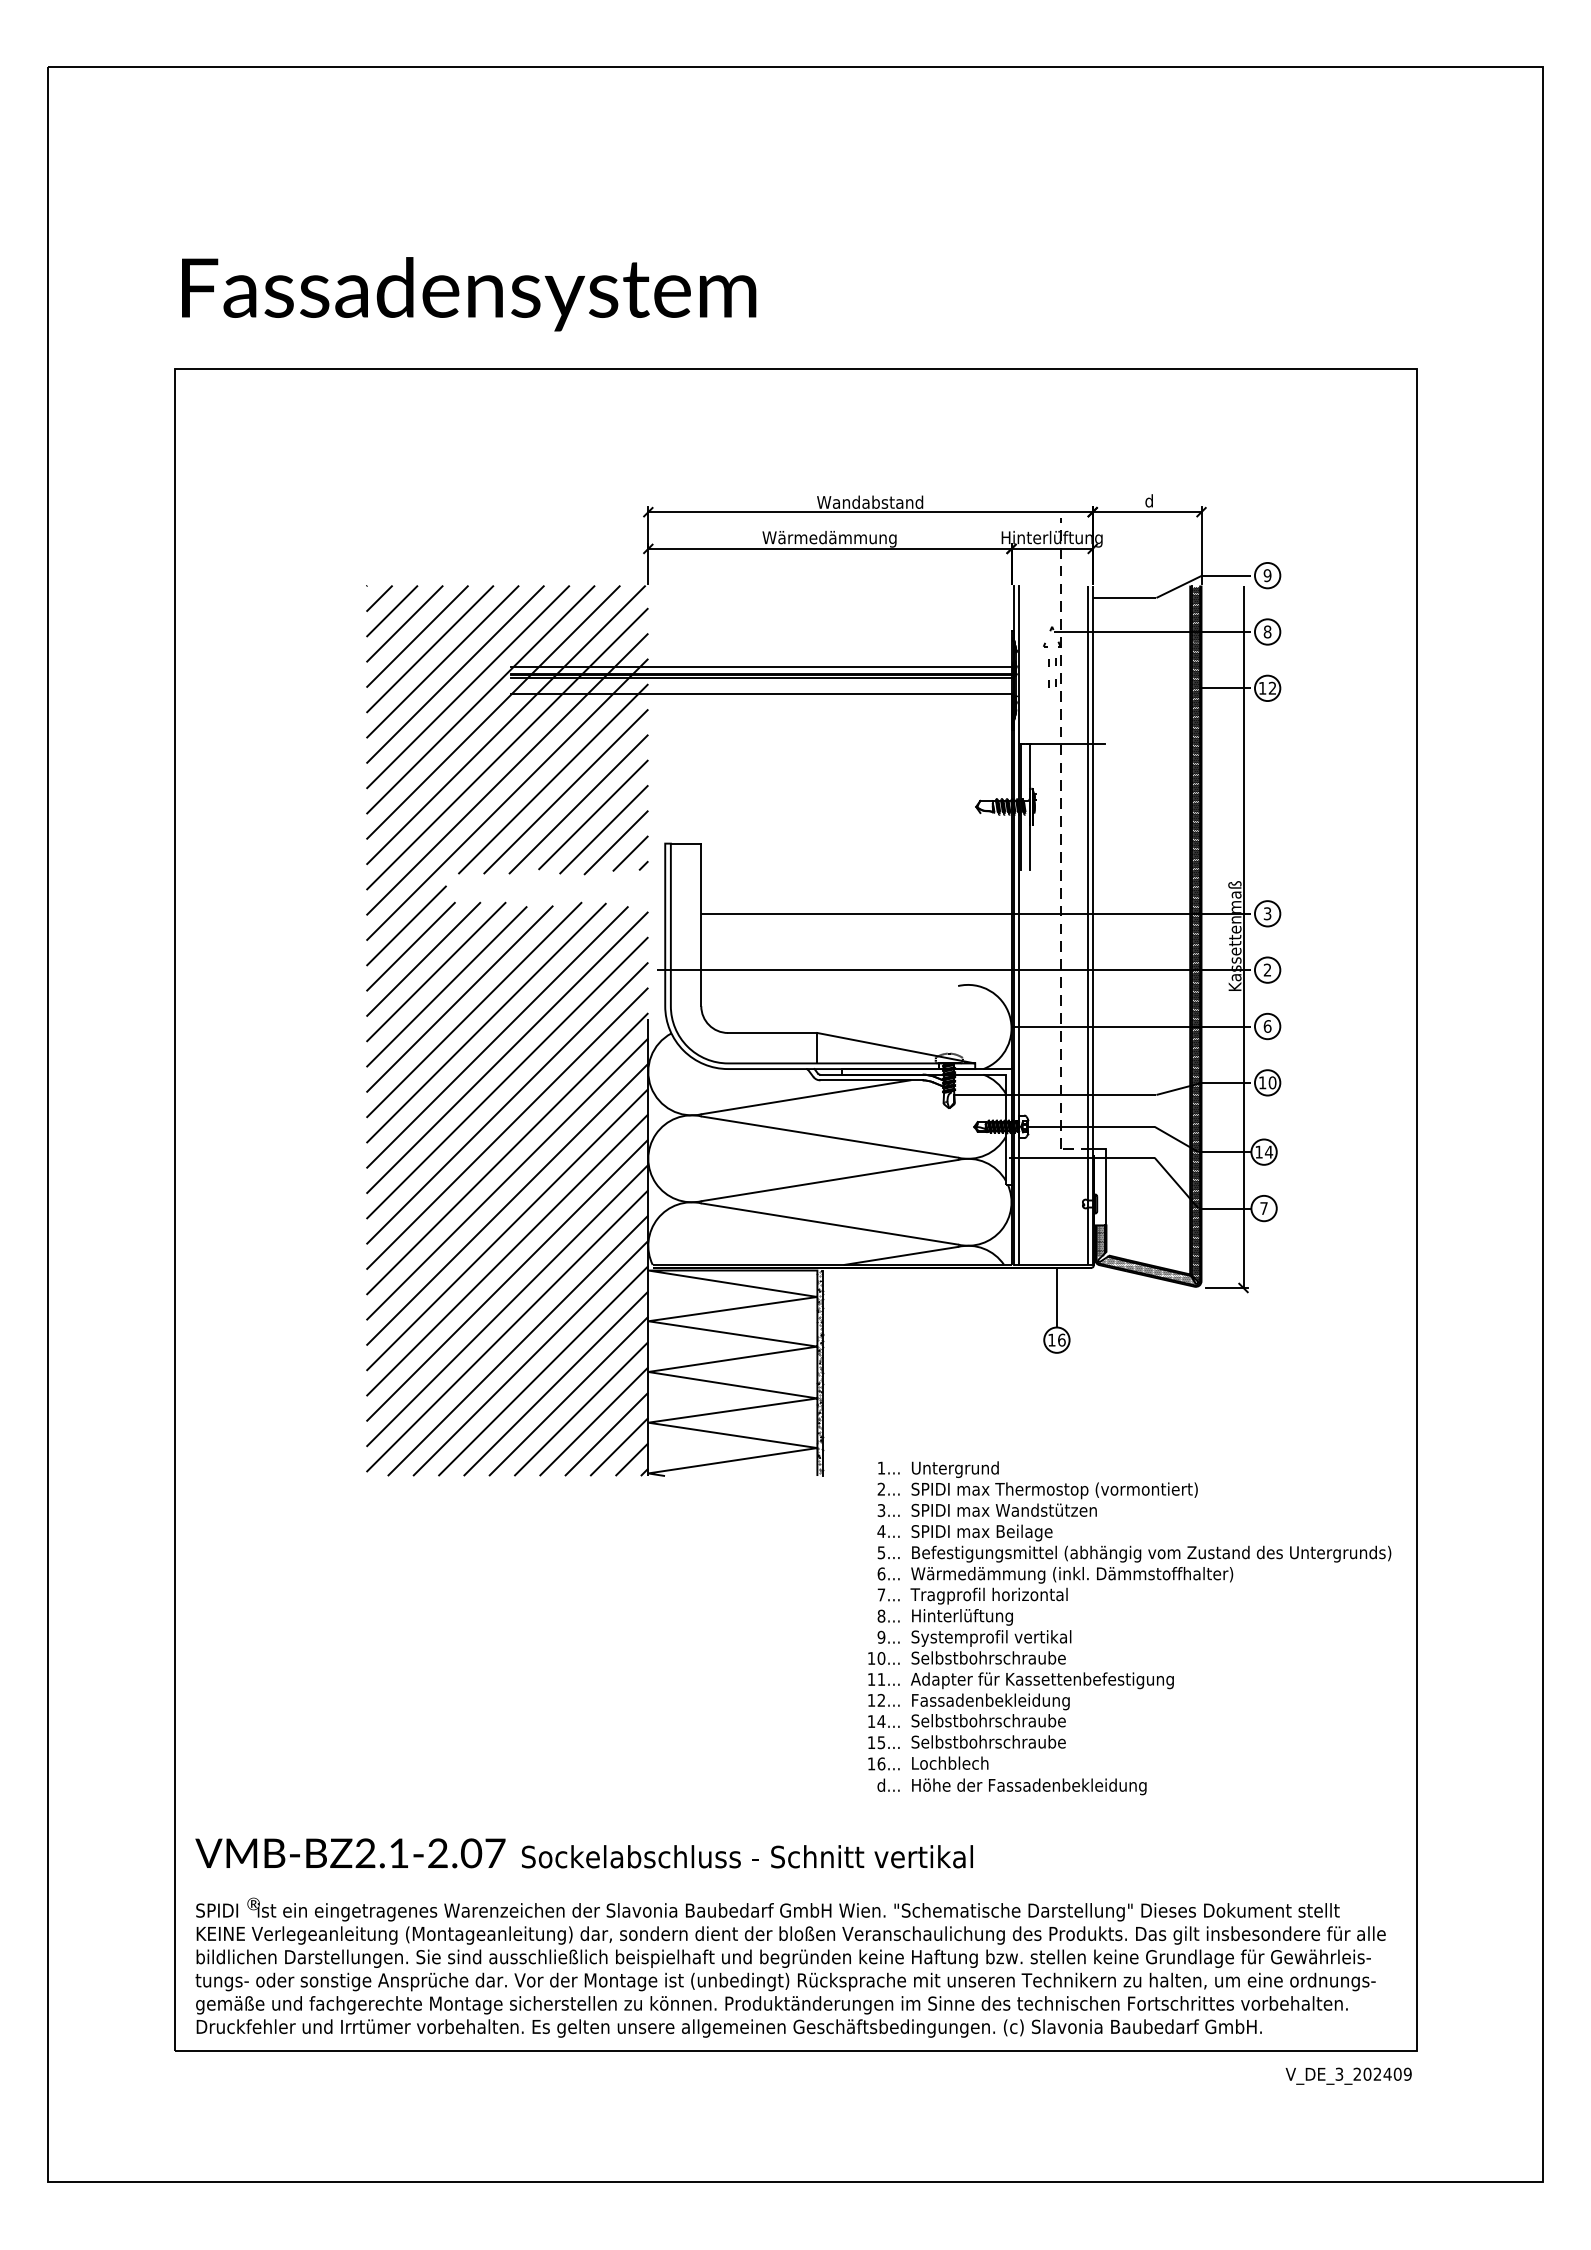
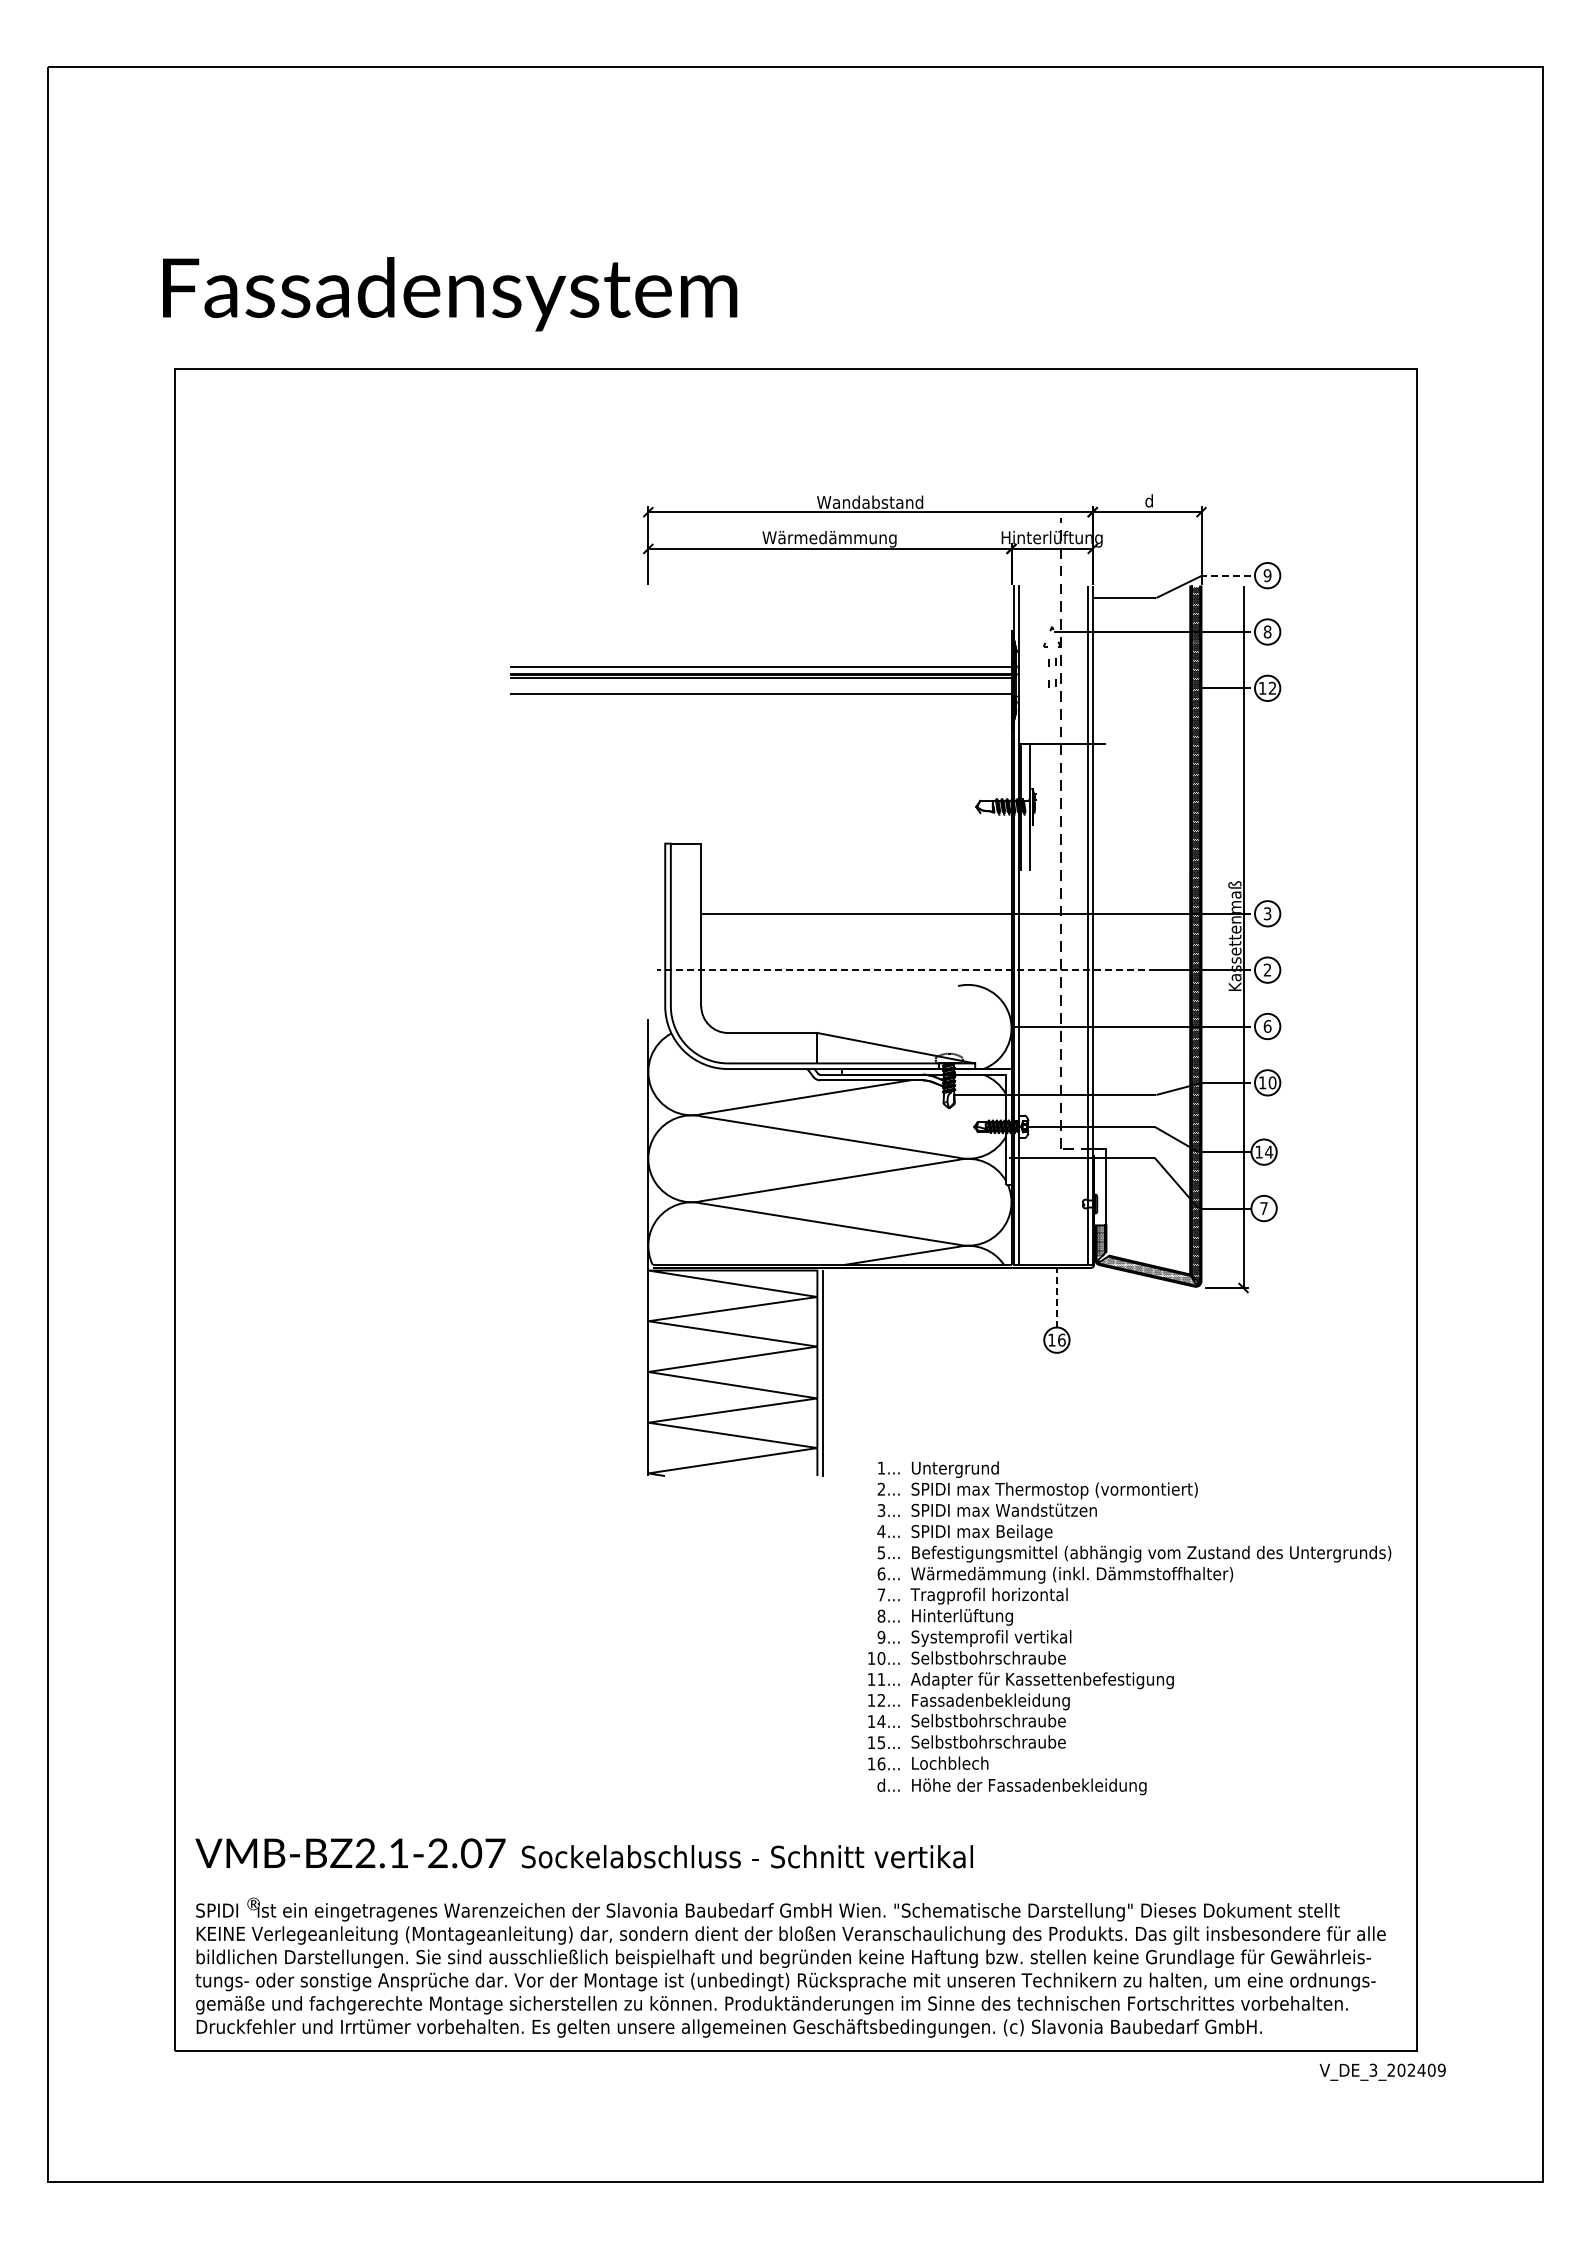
text position: (469, 294) -> (450, 294) (450, 294)
line: solid -> dashed (1226, 575)
line: solid -> dashed (906, 970)
hatch: present -> none (507, 1030)
line: solid -> dashed (1056, 1297)
hatch: present -> none (820, 1371)
text position: (1348, 2075) -> (1382, 2071) (1382, 2071)
